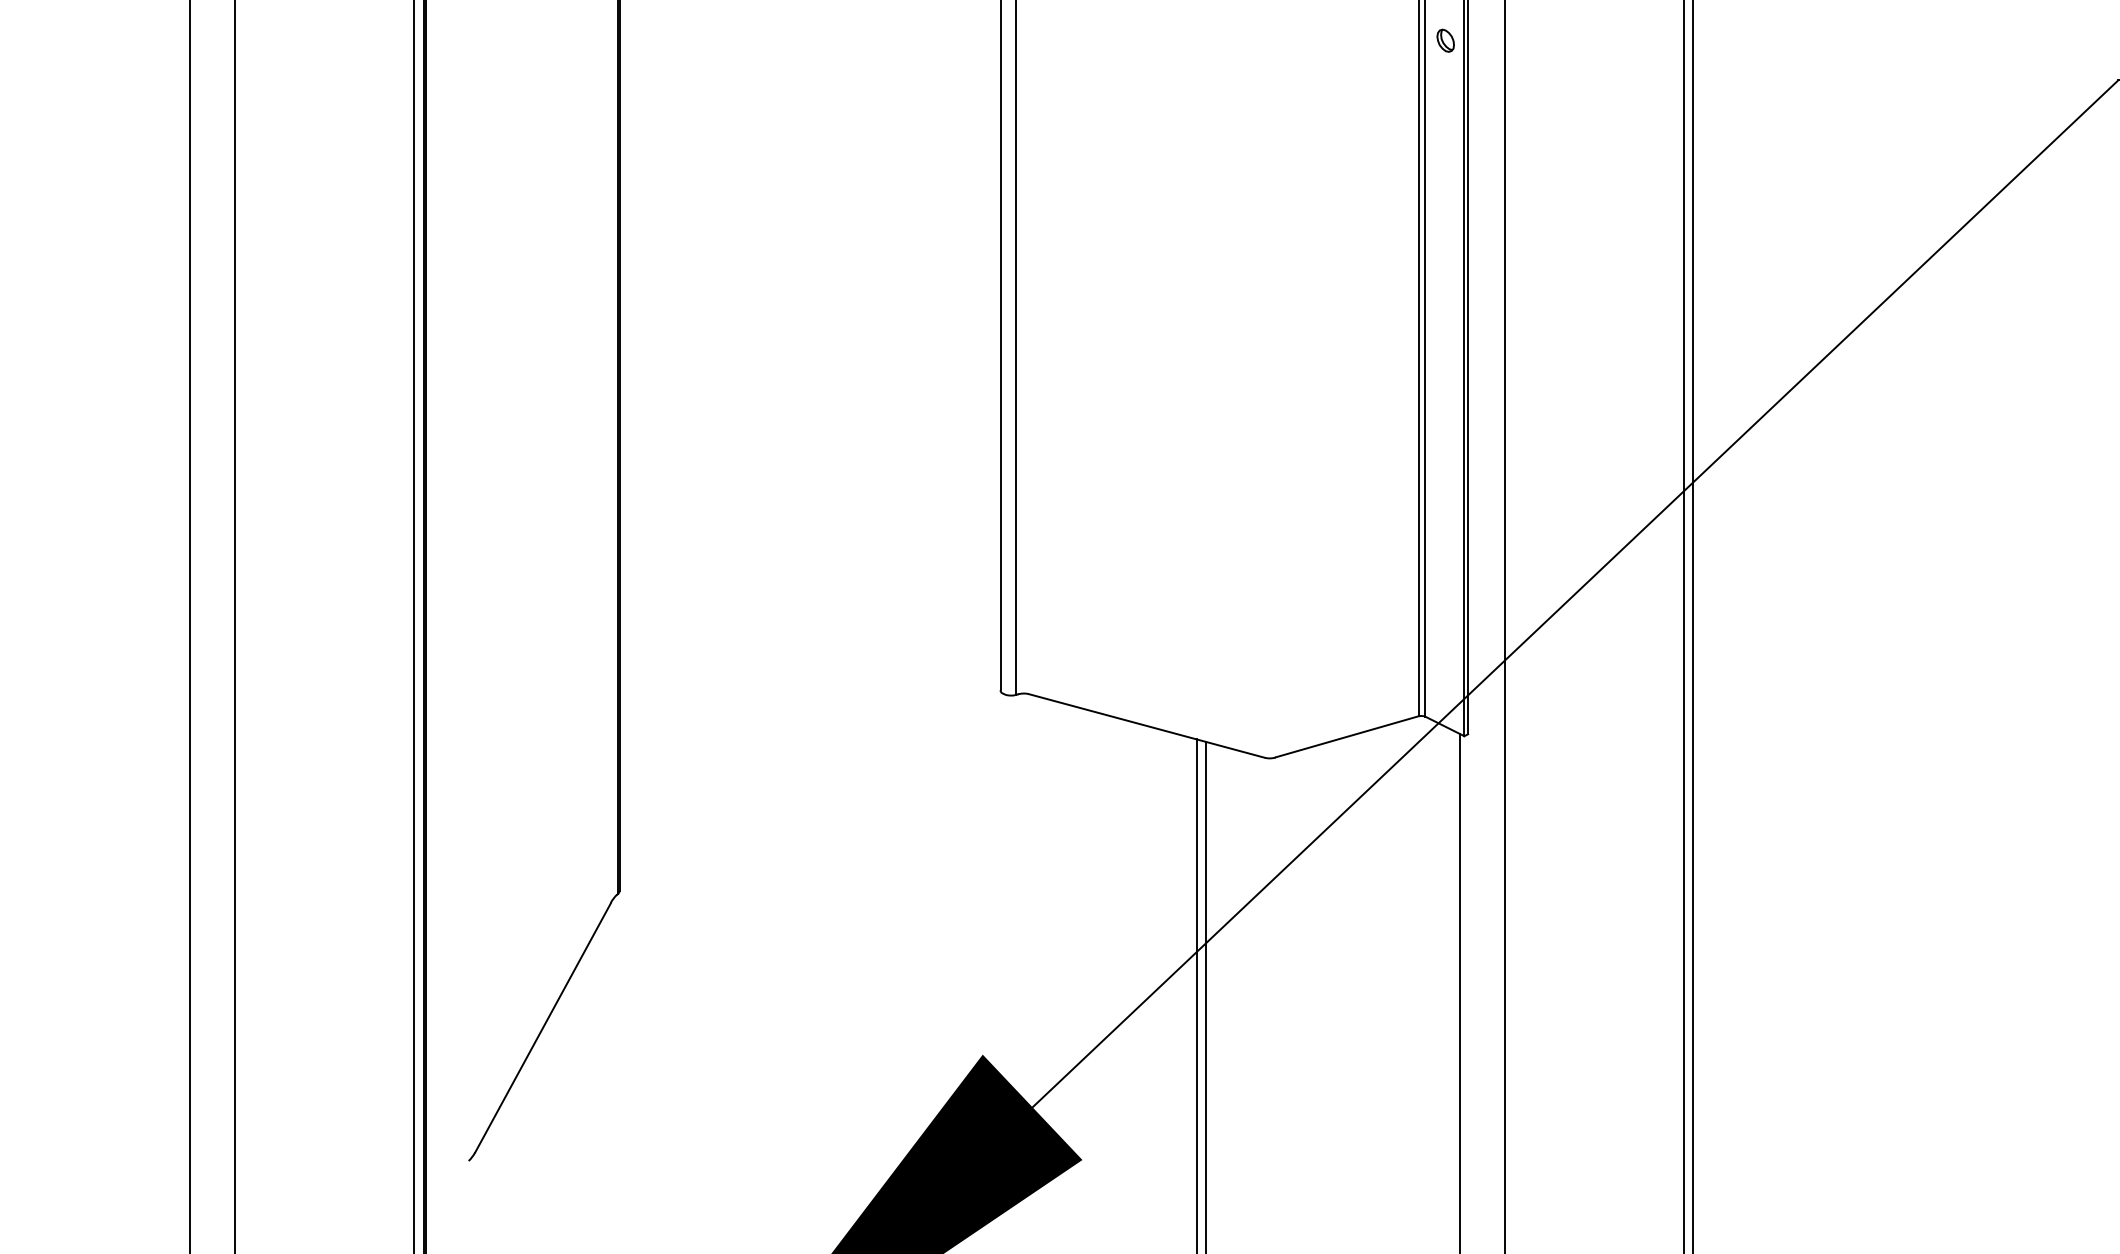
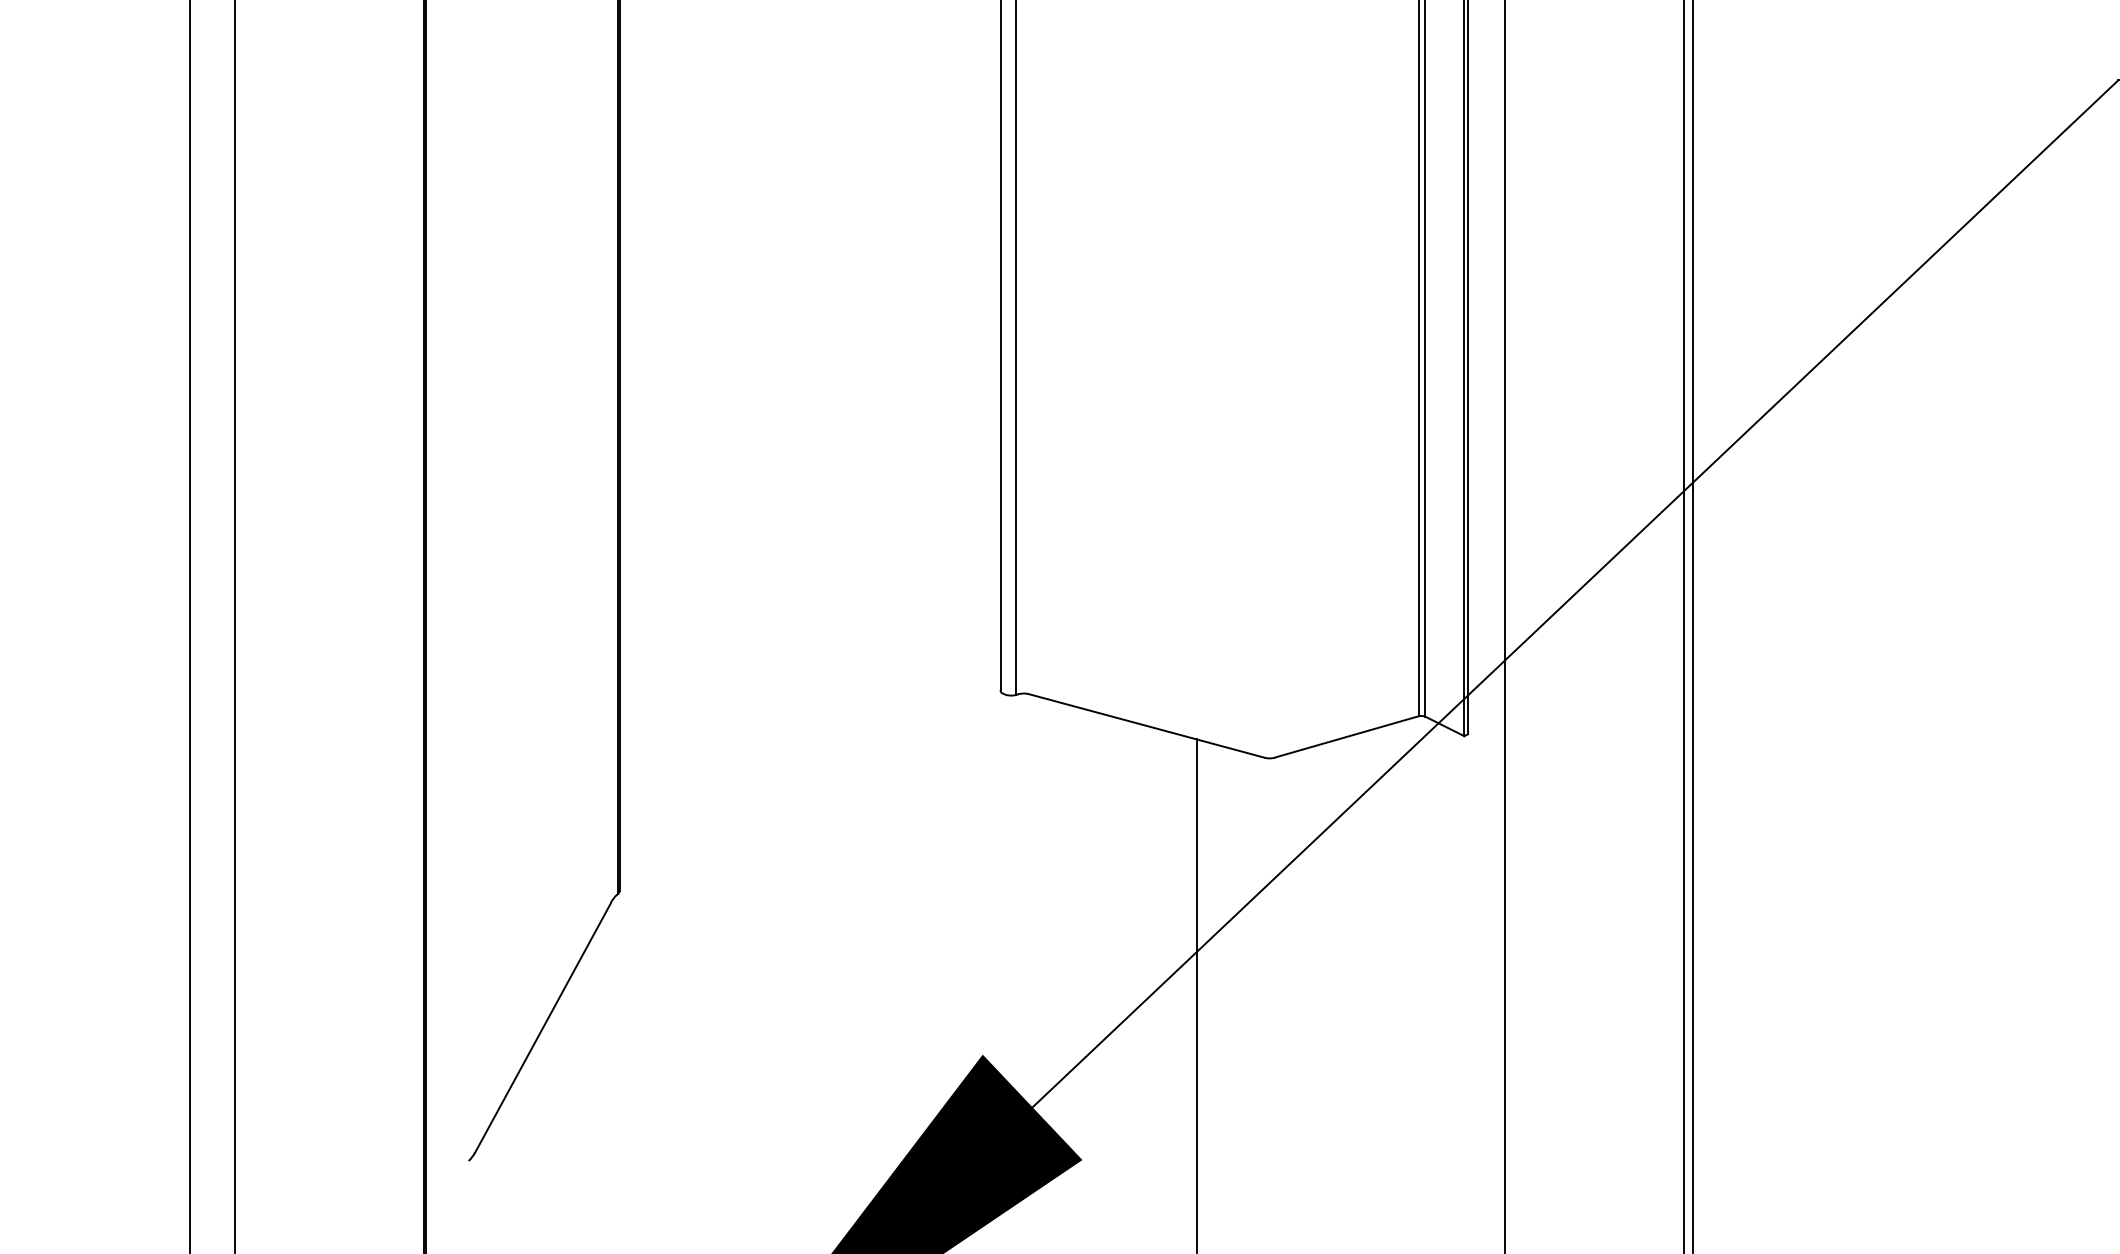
part: present -> none (1445, 40)
line: present -> none (414, 626)
line: present -> none (1459, 991)
line: present -> none (1205, 995)
